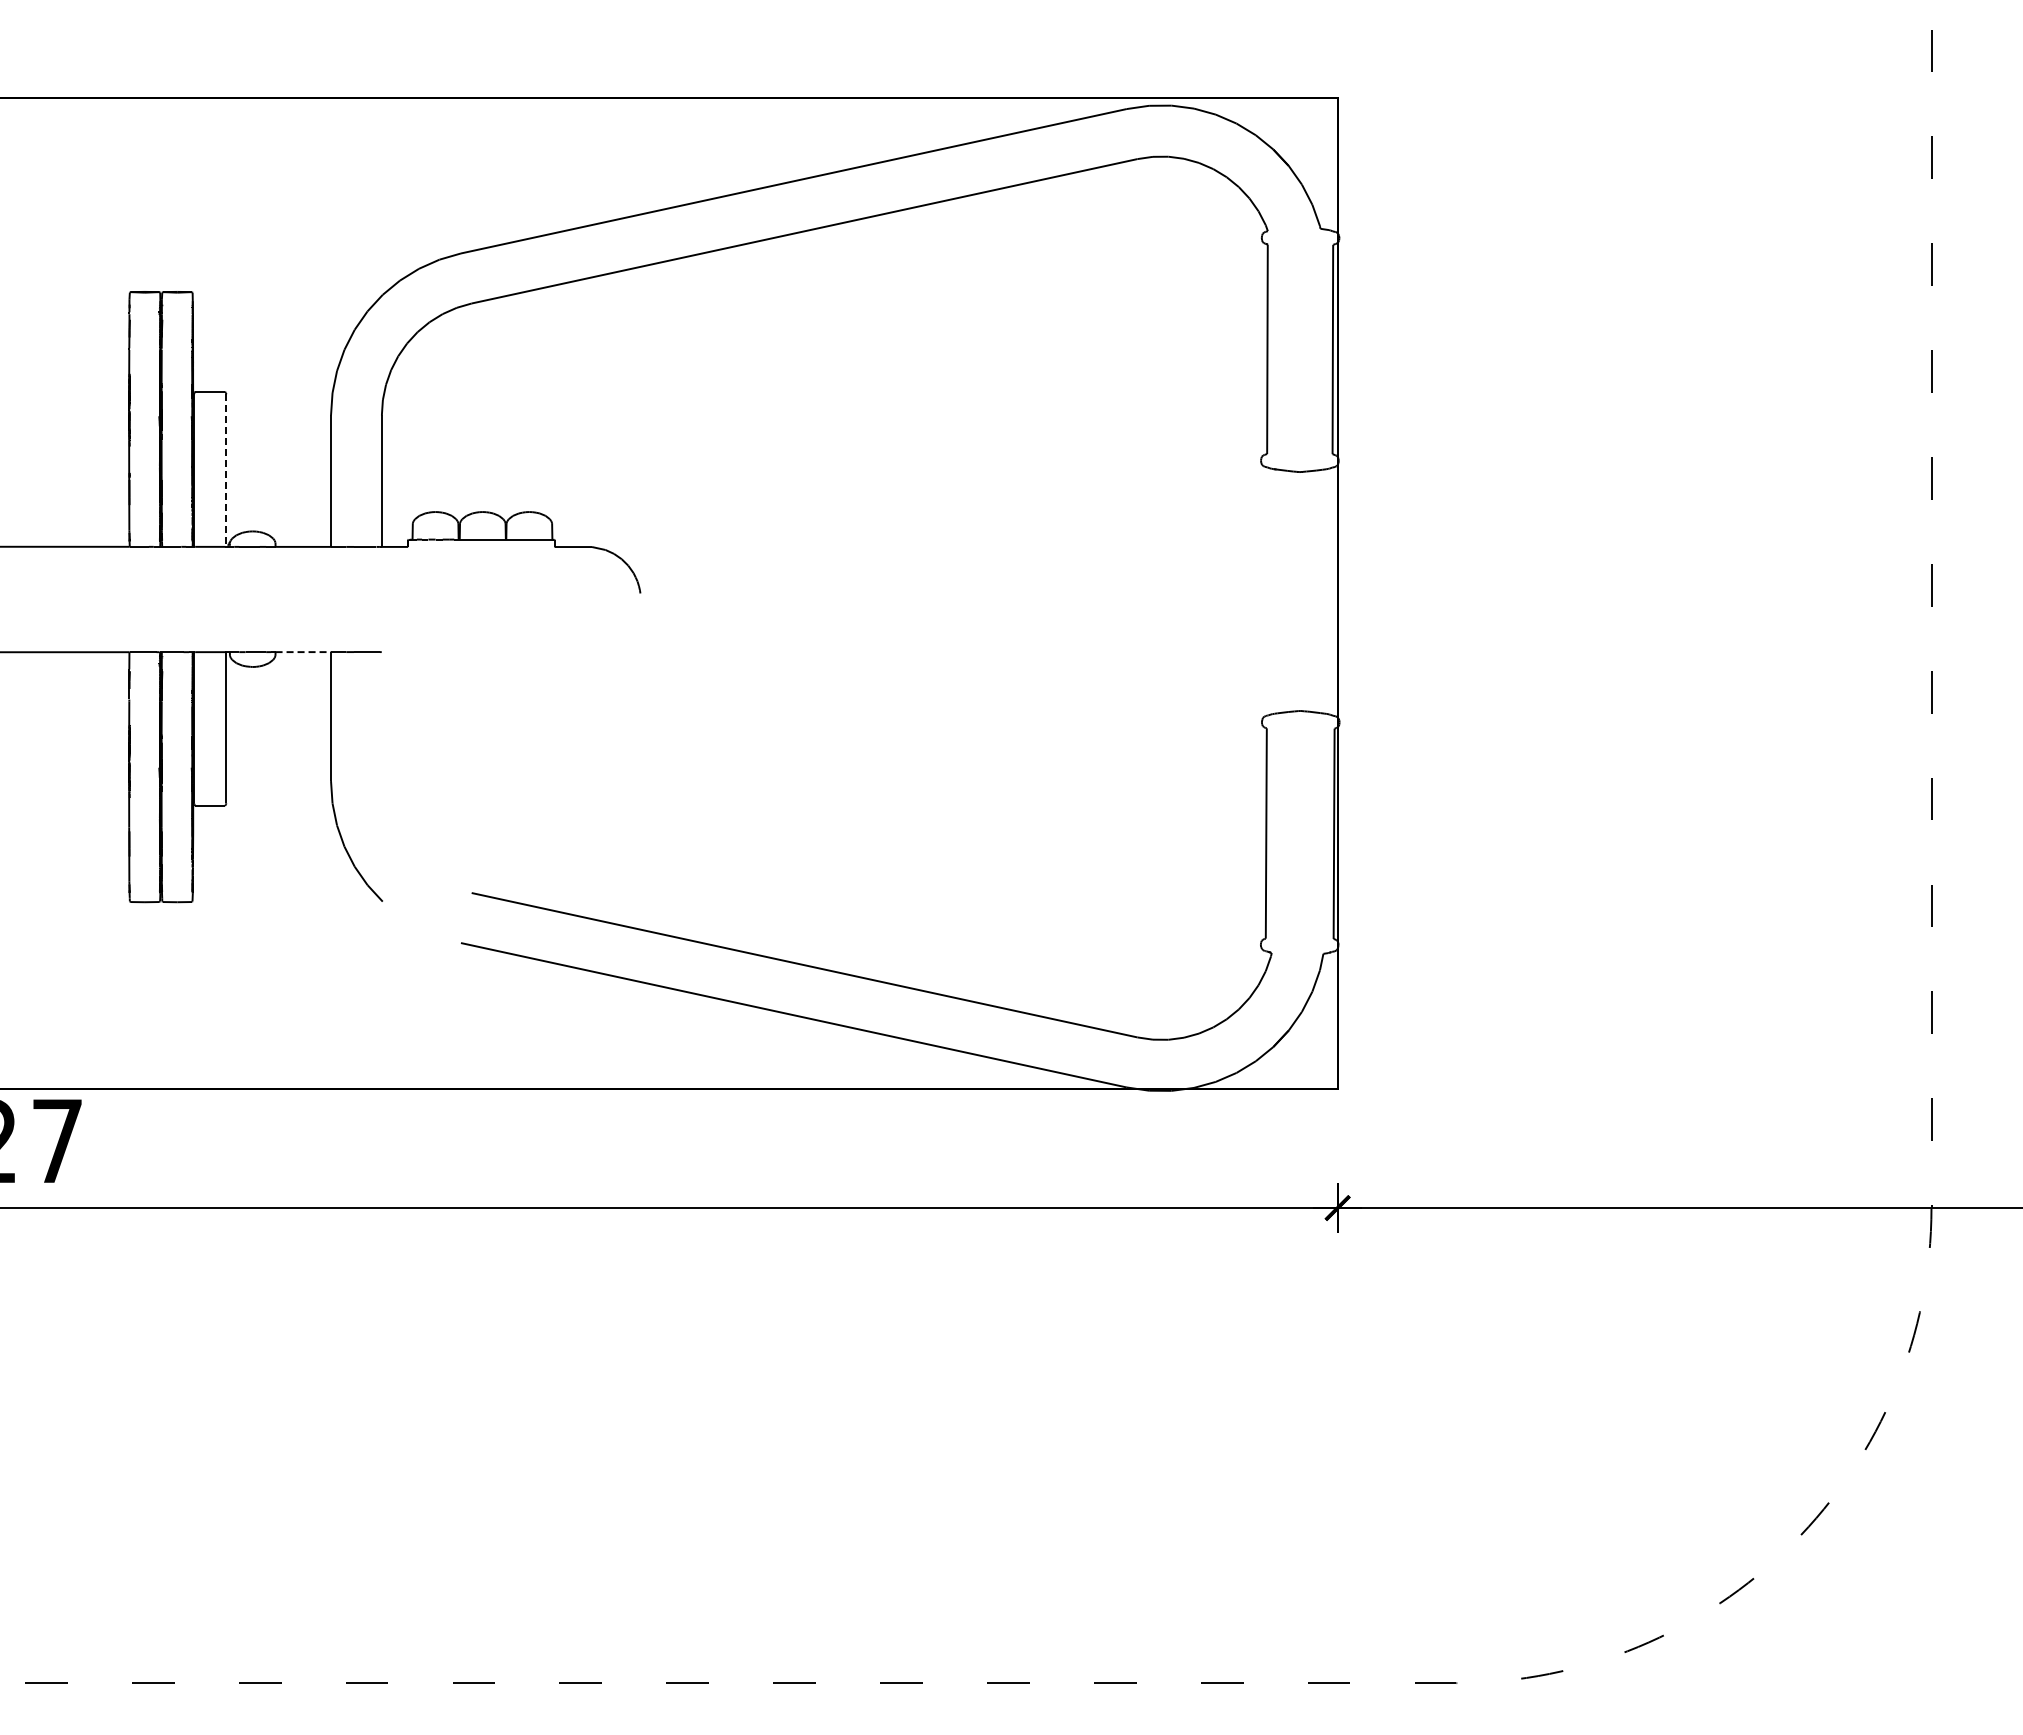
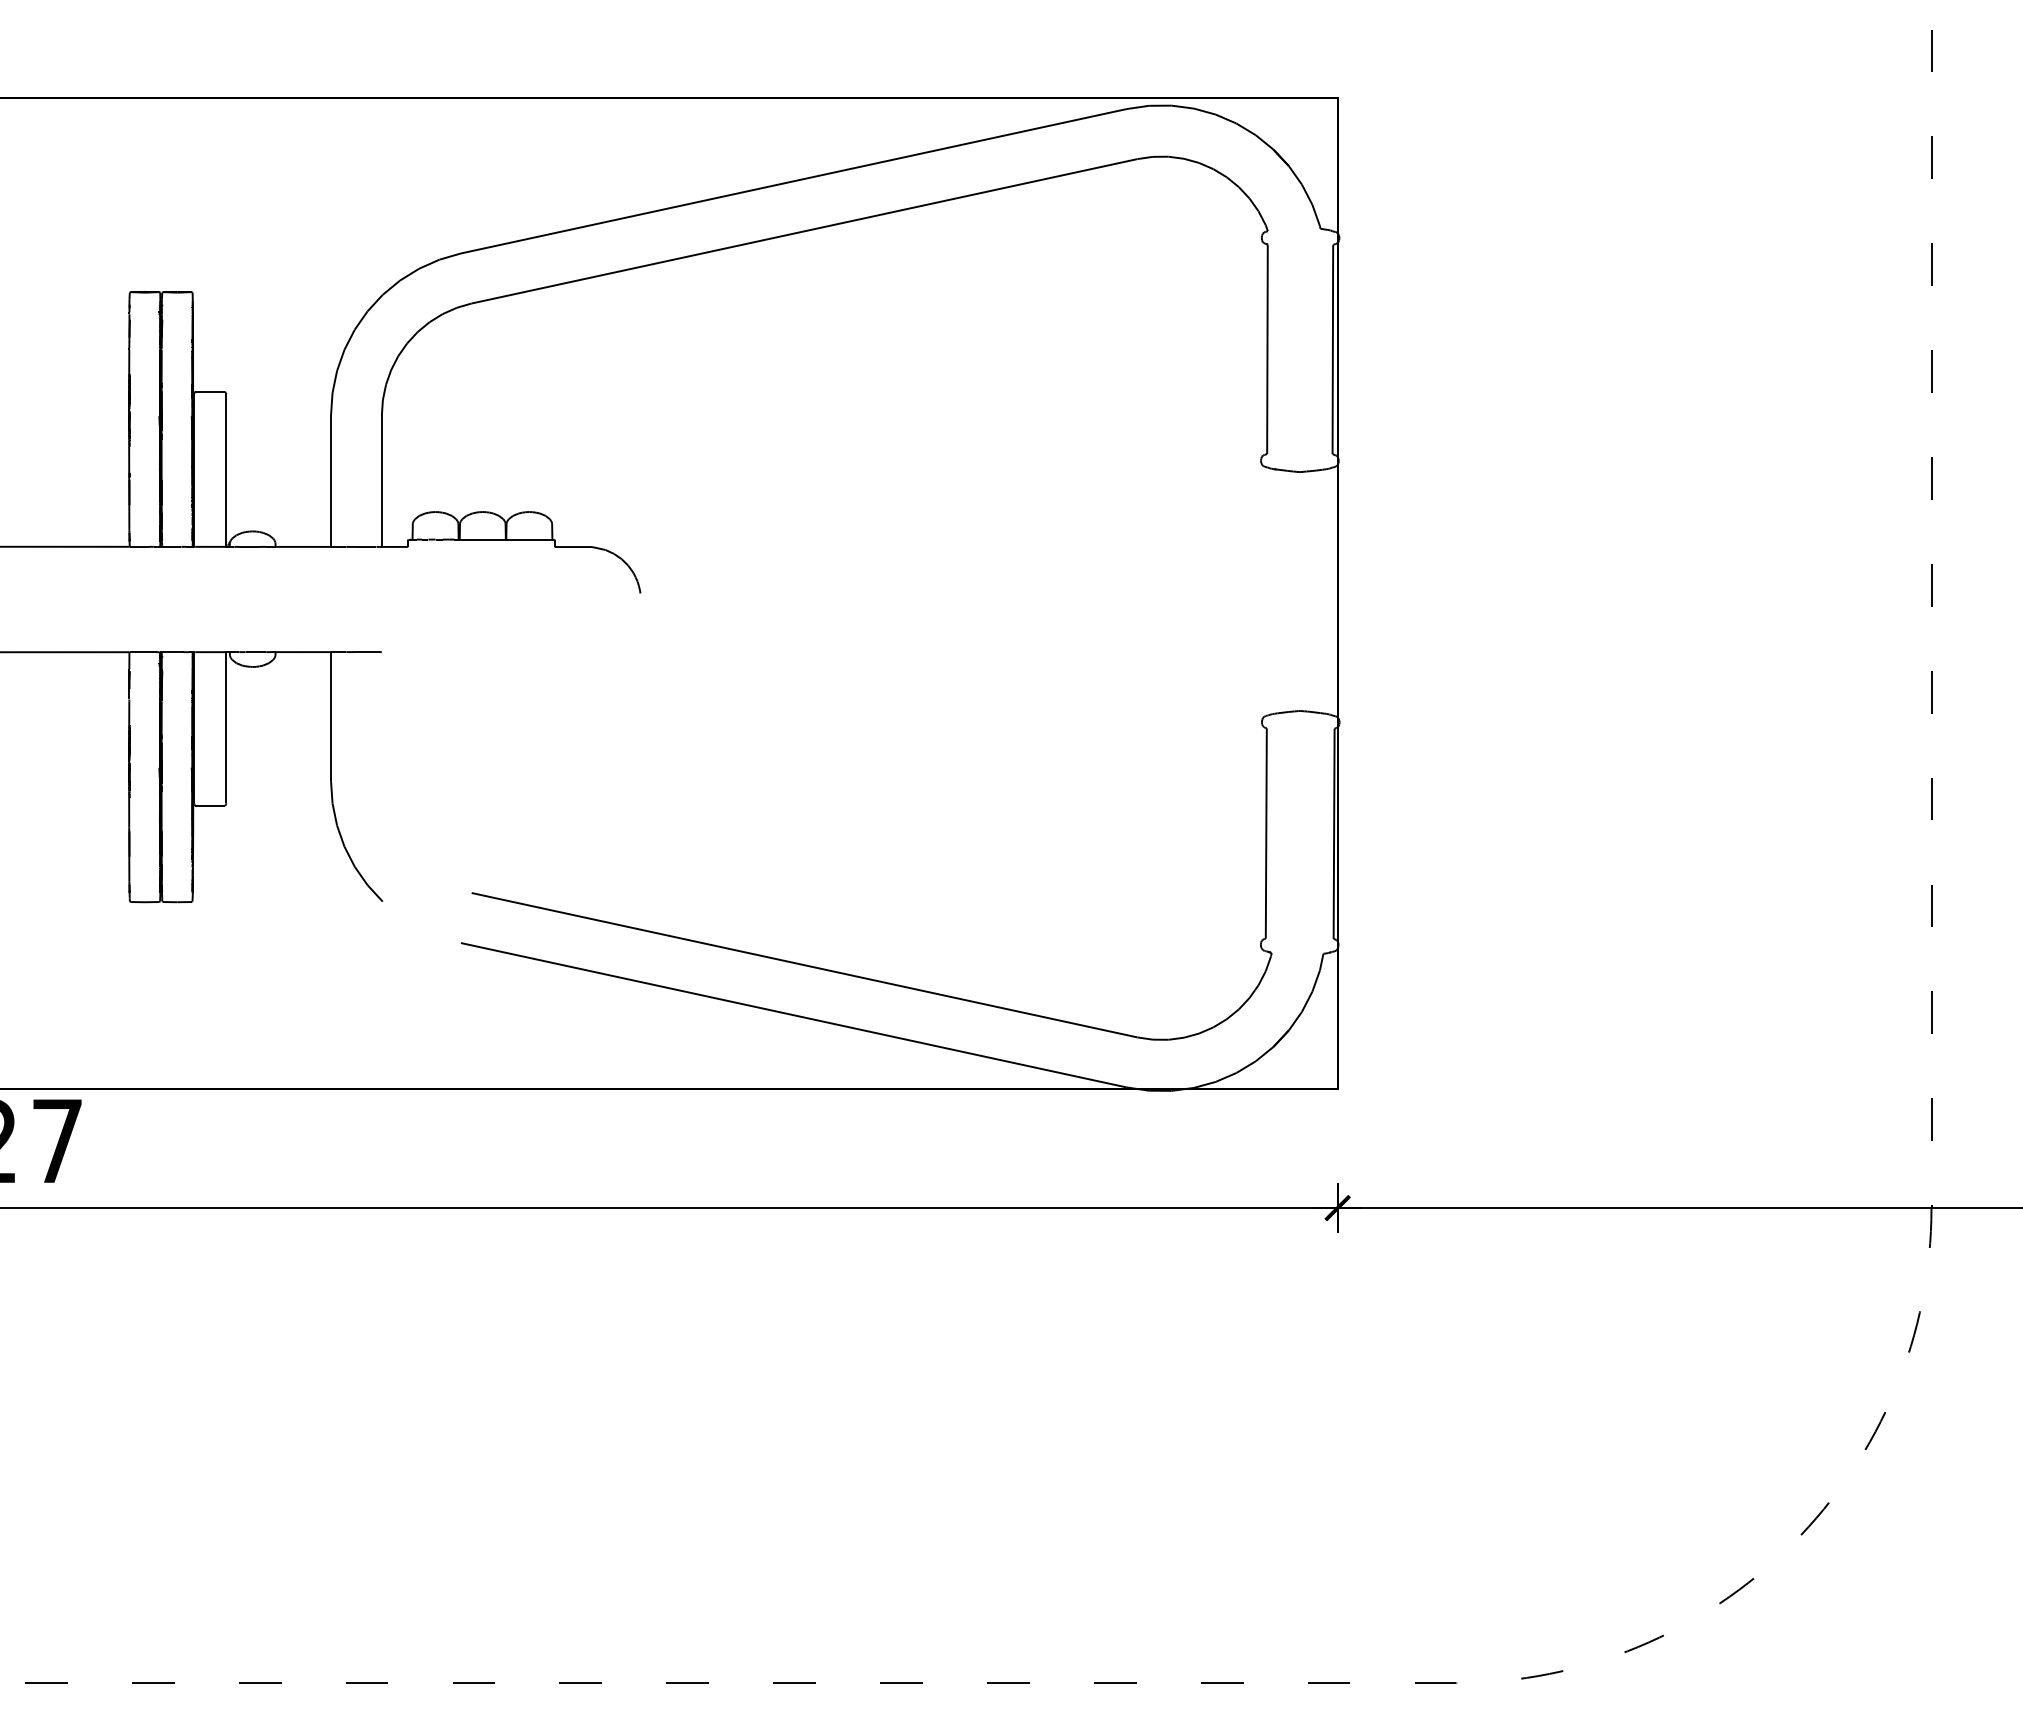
line: dashed -> solid (226, 471)
line: dashed -> solid (303, 652)
